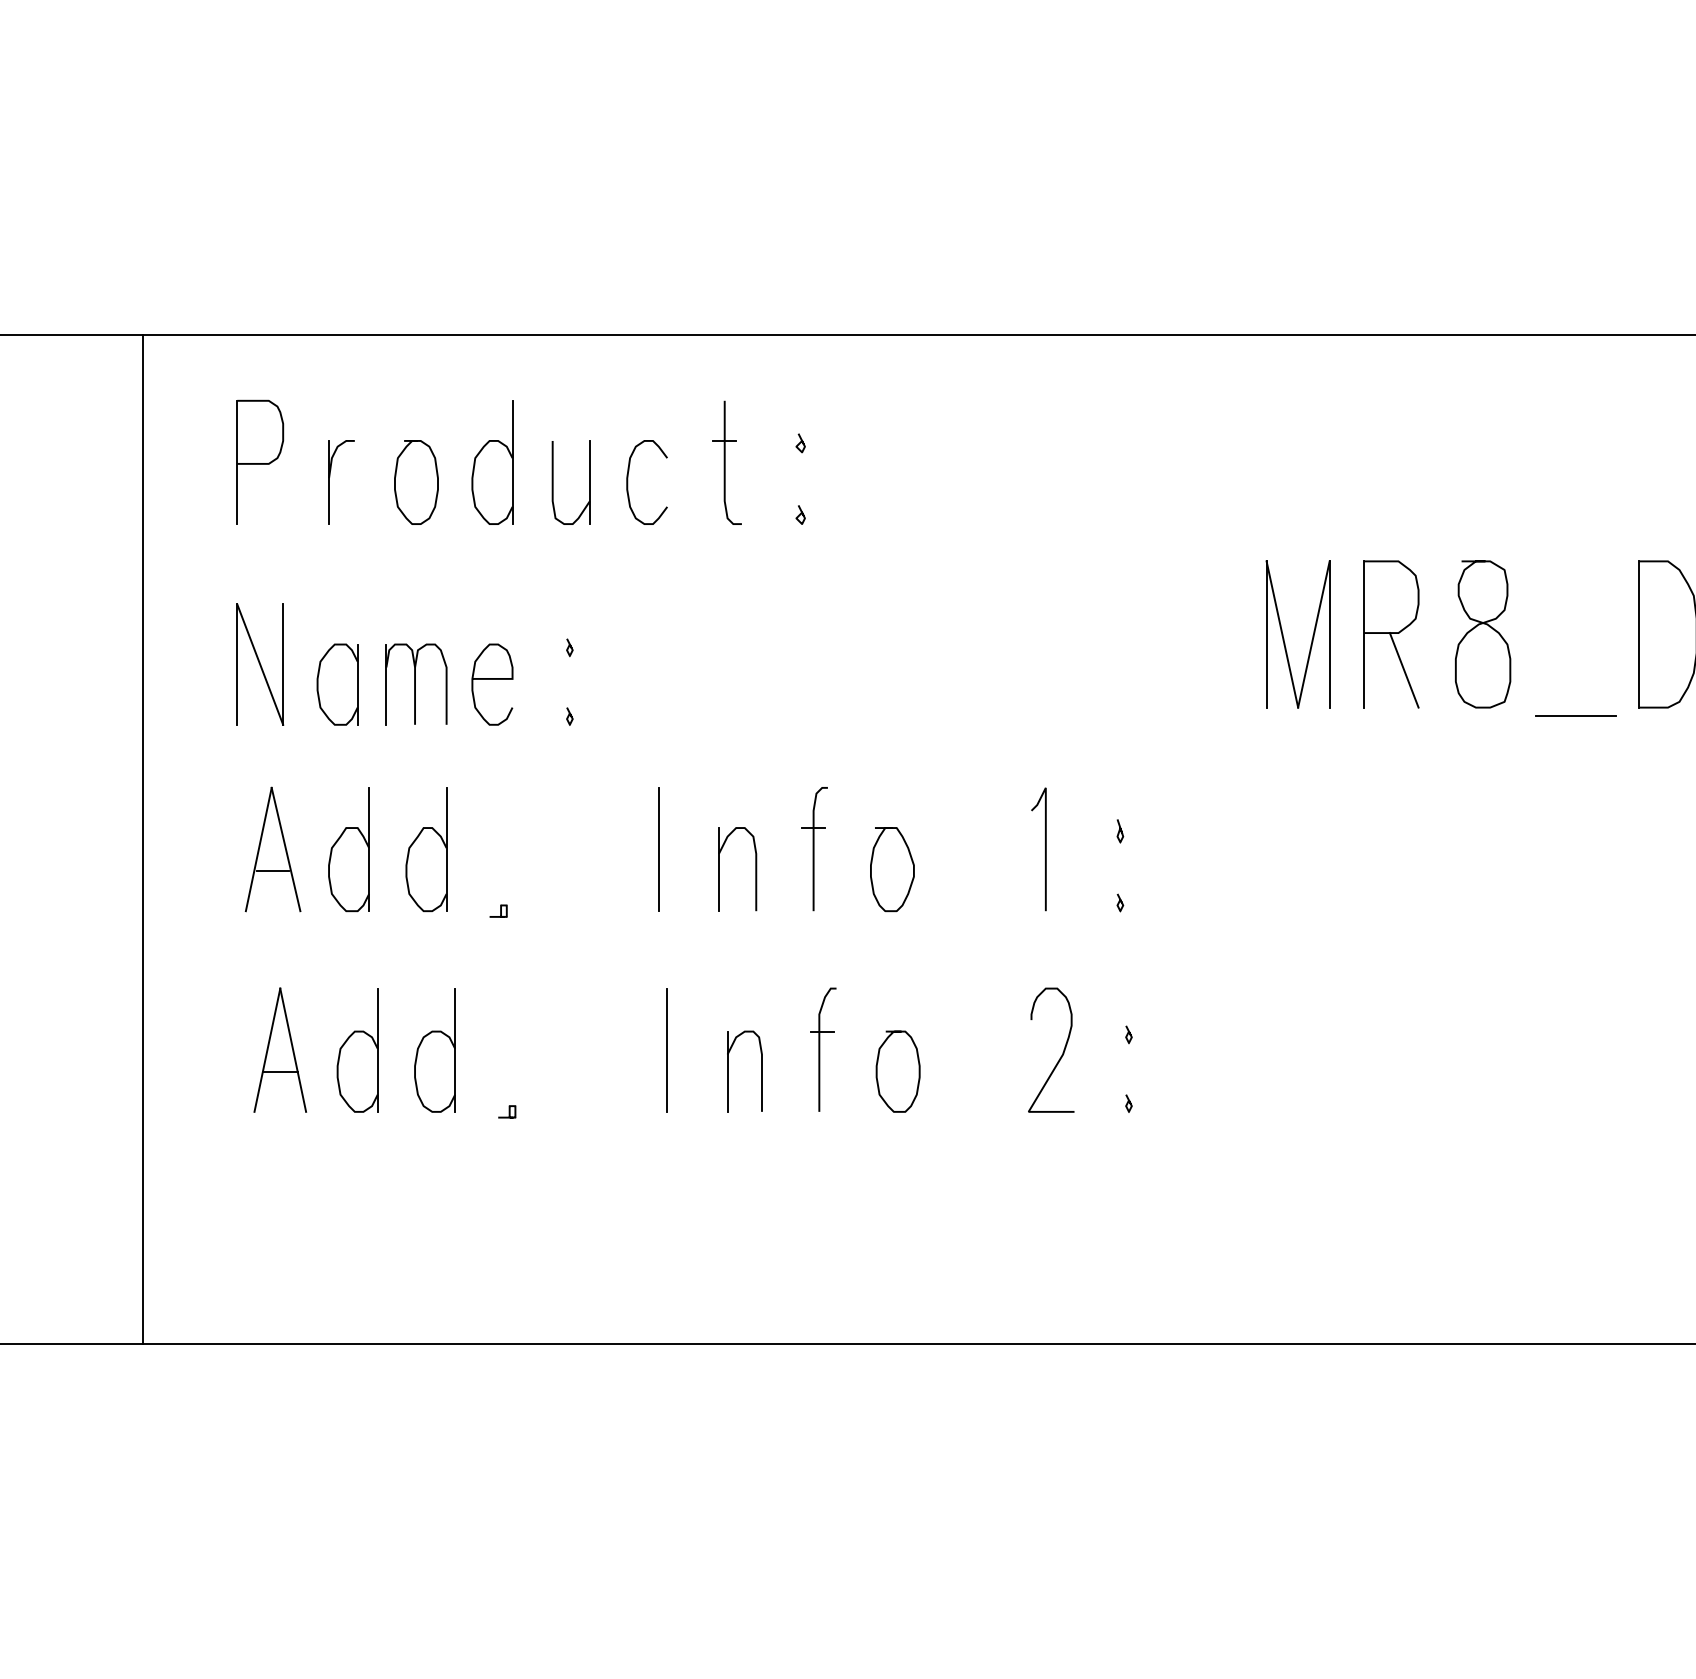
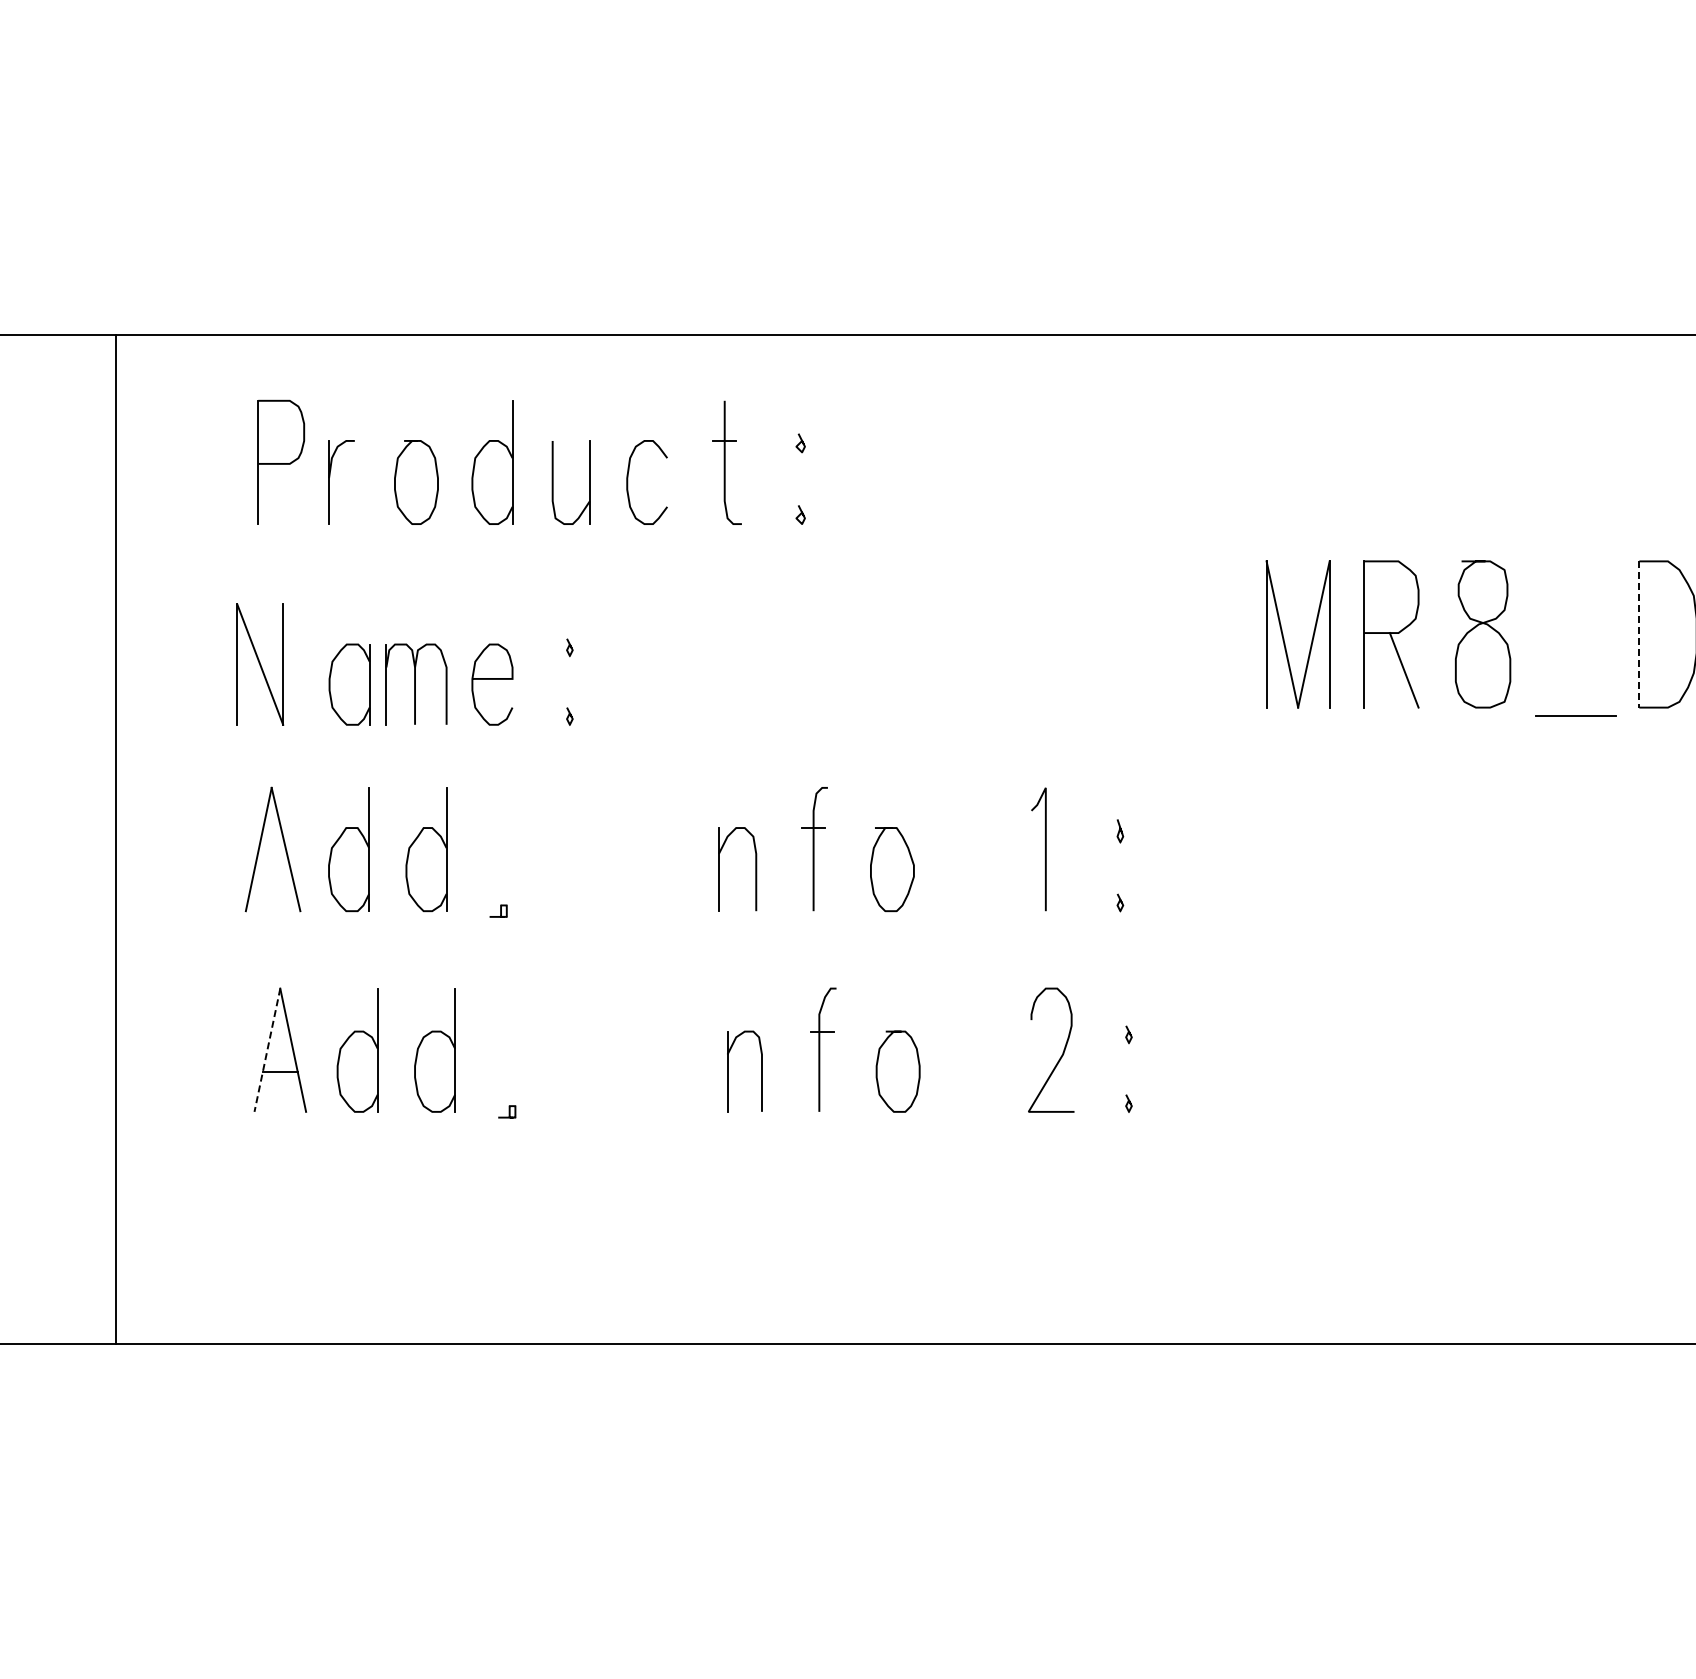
part position: (260, 461) -> (281, 461) (281, 461)
line: solid -> dashed (1639, 634)
part position: (337, 684) -> (349, 684) (349, 684)
line position: (142, 839) -> (115, 839) (115, 839)
line: present -> none (658, 849)
line: present -> none (272, 871)
line: present -> none (667, 1049)
line: solid -> dashed (267, 1050)
